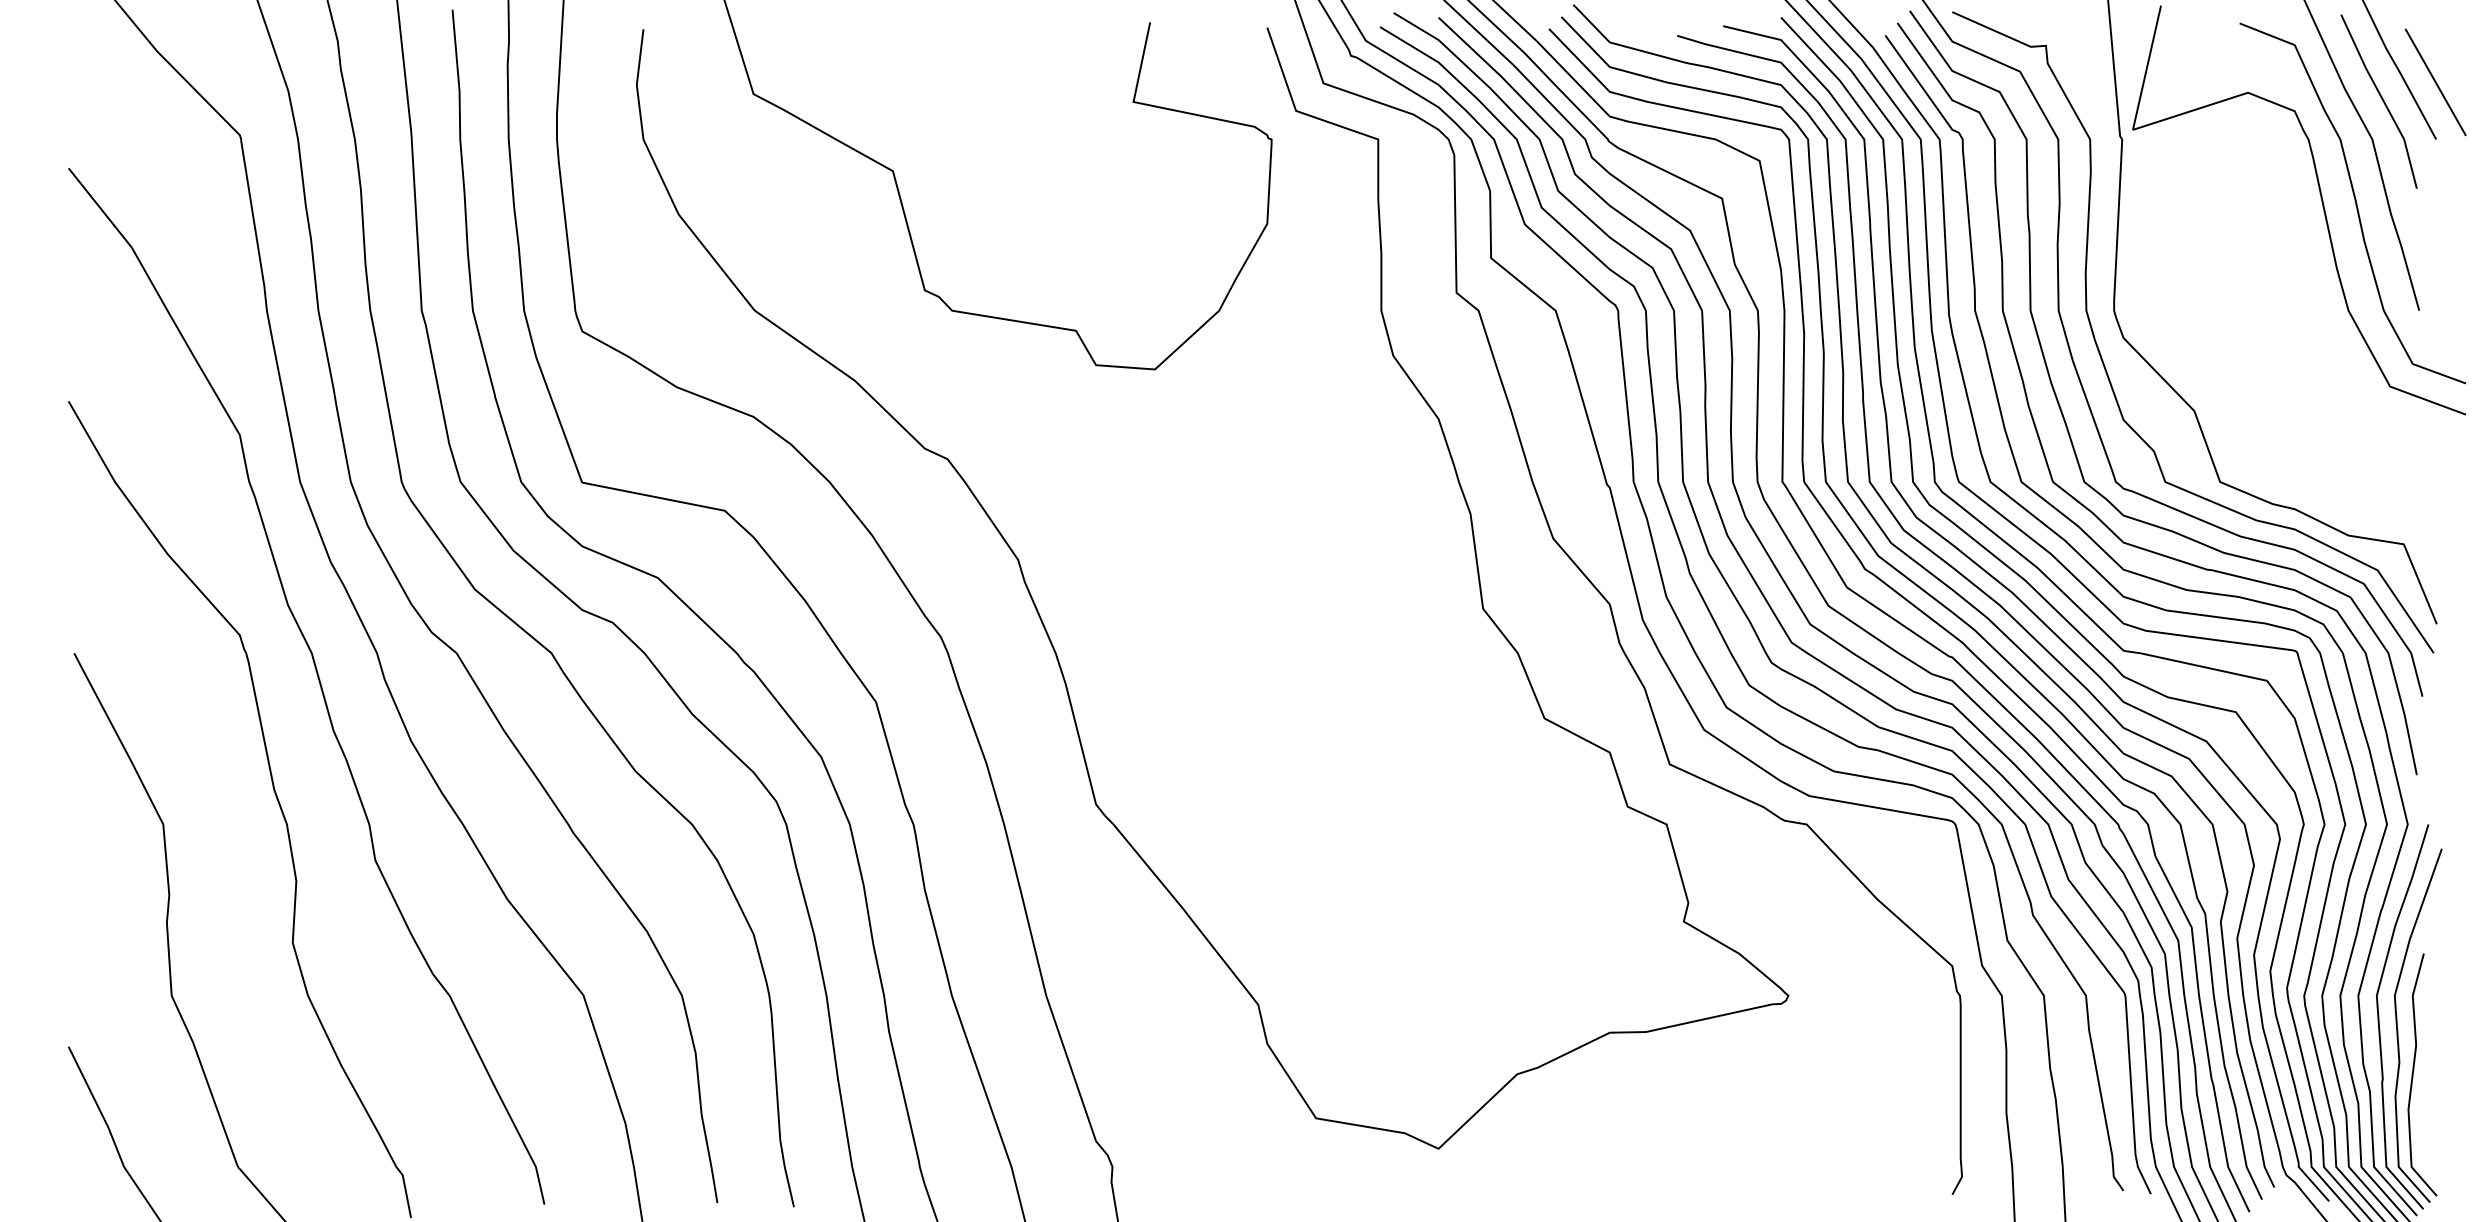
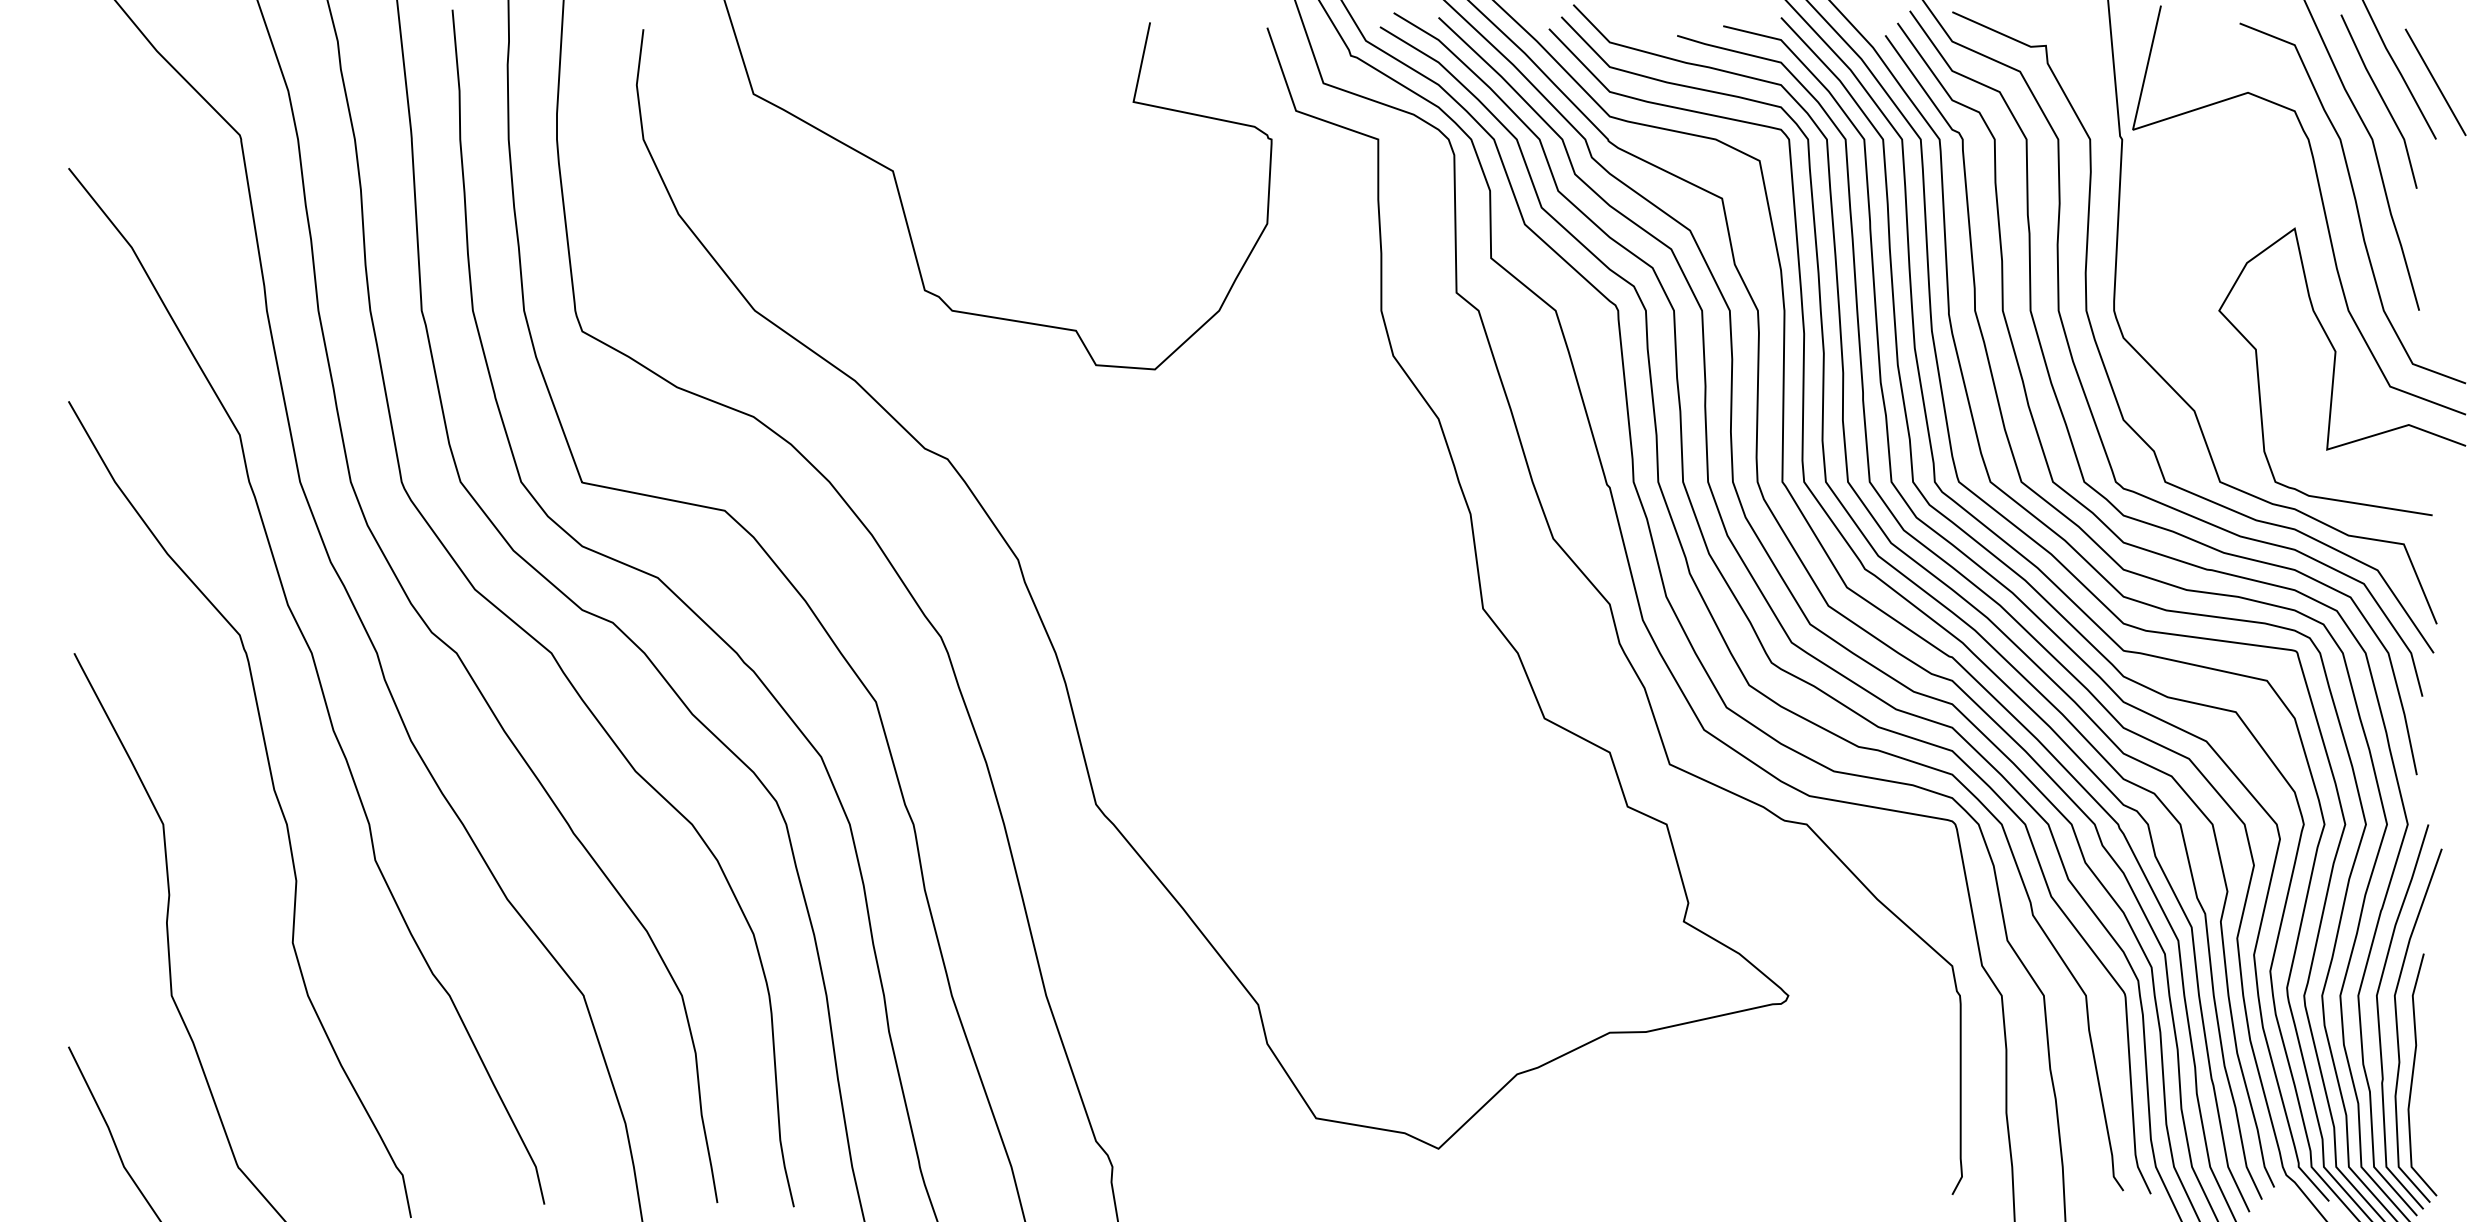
curve: none -> present (2334, 371)
